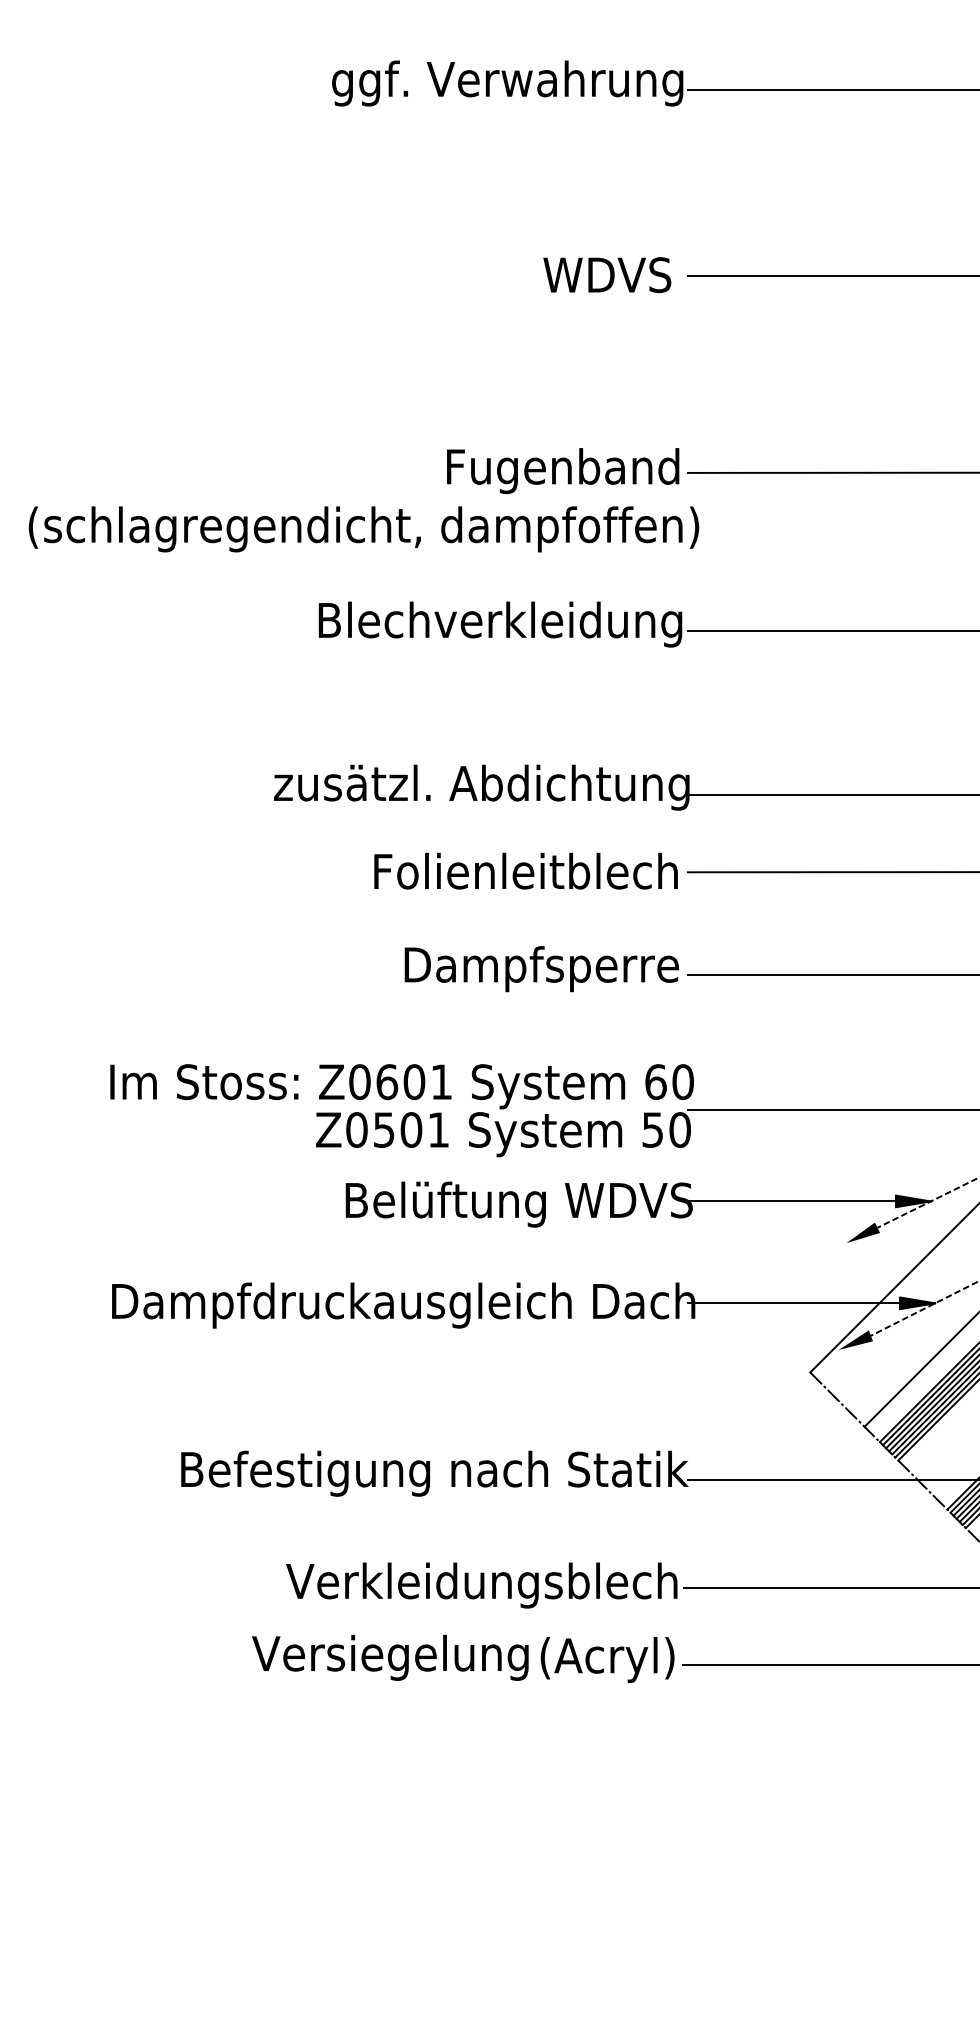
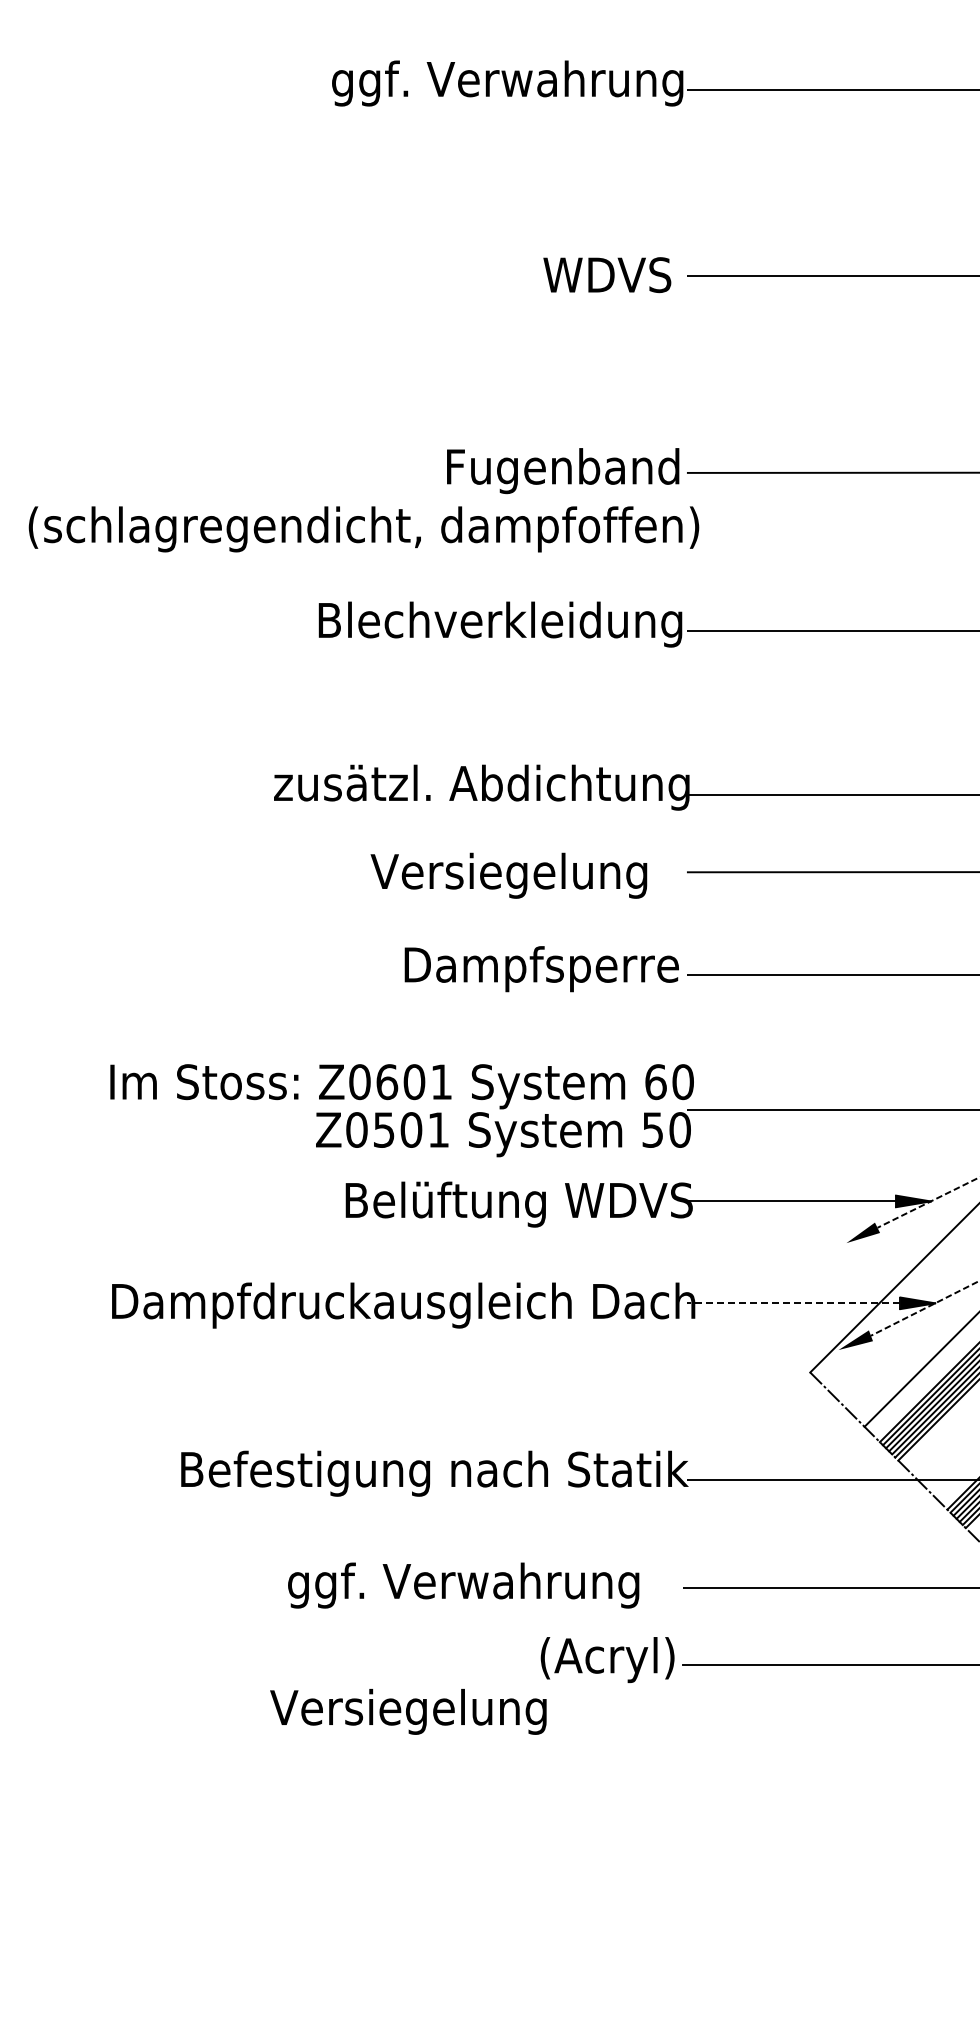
text: Folienleitblech -> Versiegelung (523, 875)
line: solid -> dashed (793, 1303)
text: Verkleidungsblech -> ggf. Verwahrung (481, 1585)
text position: (390, 1657) -> (408, 1711) (408, 1711)
